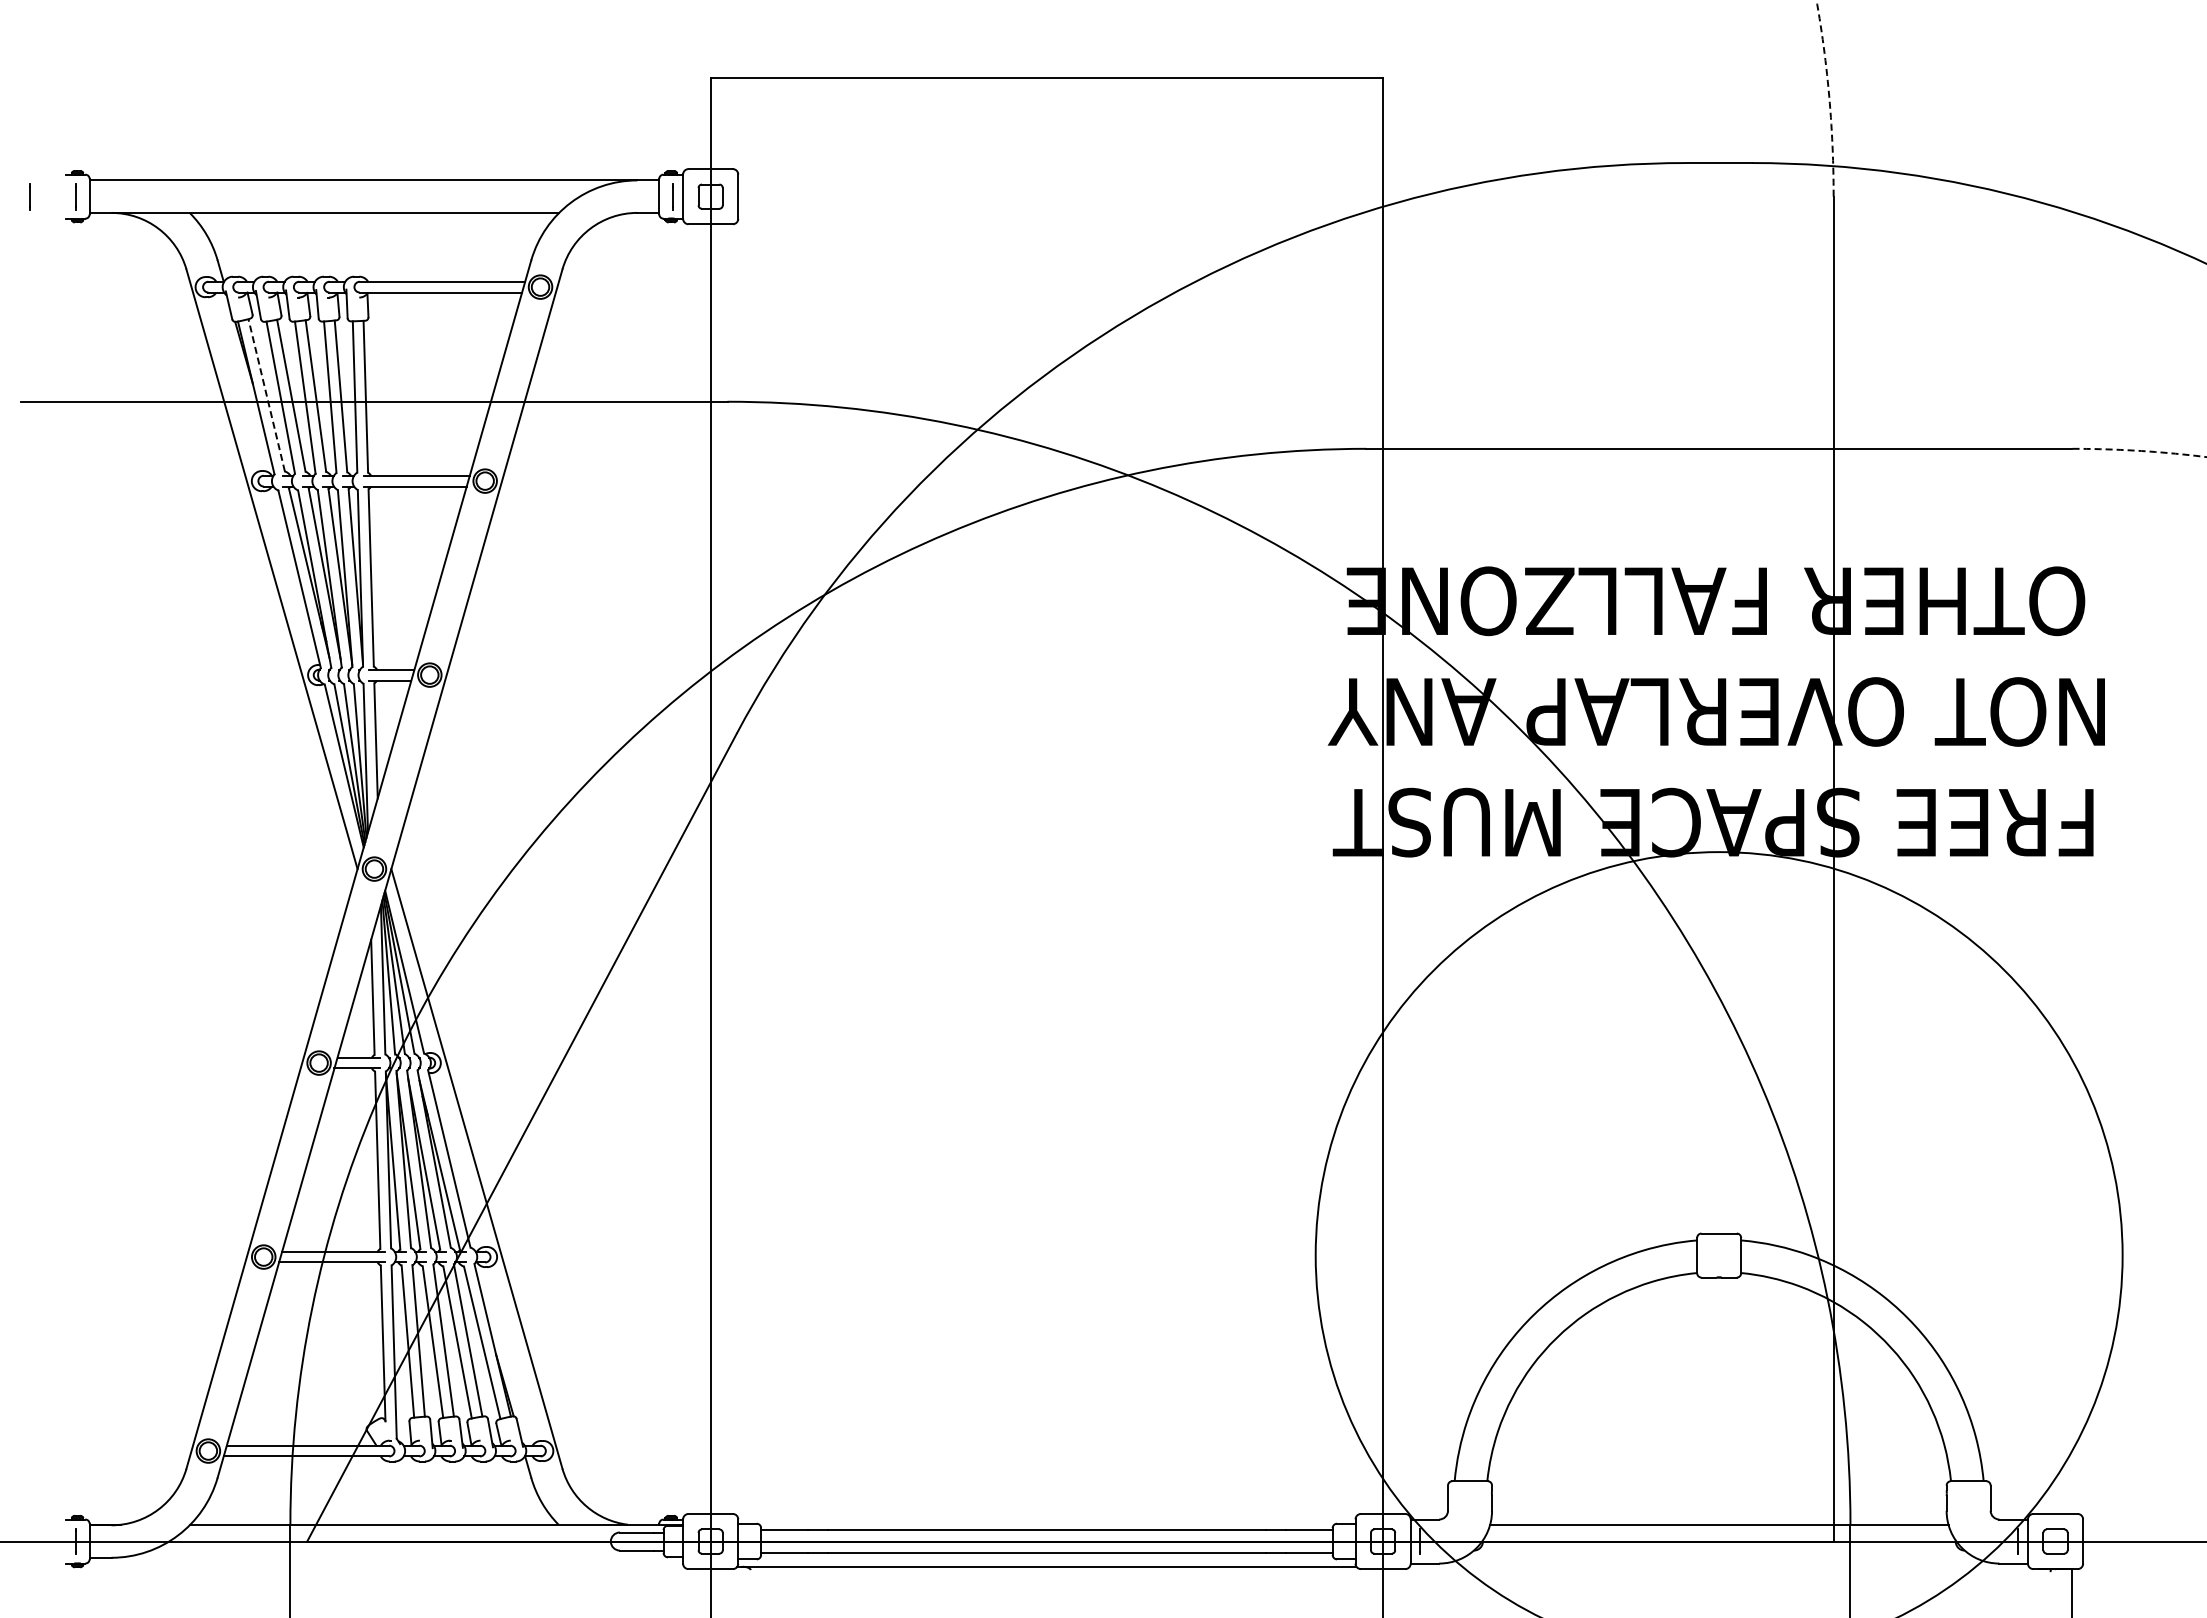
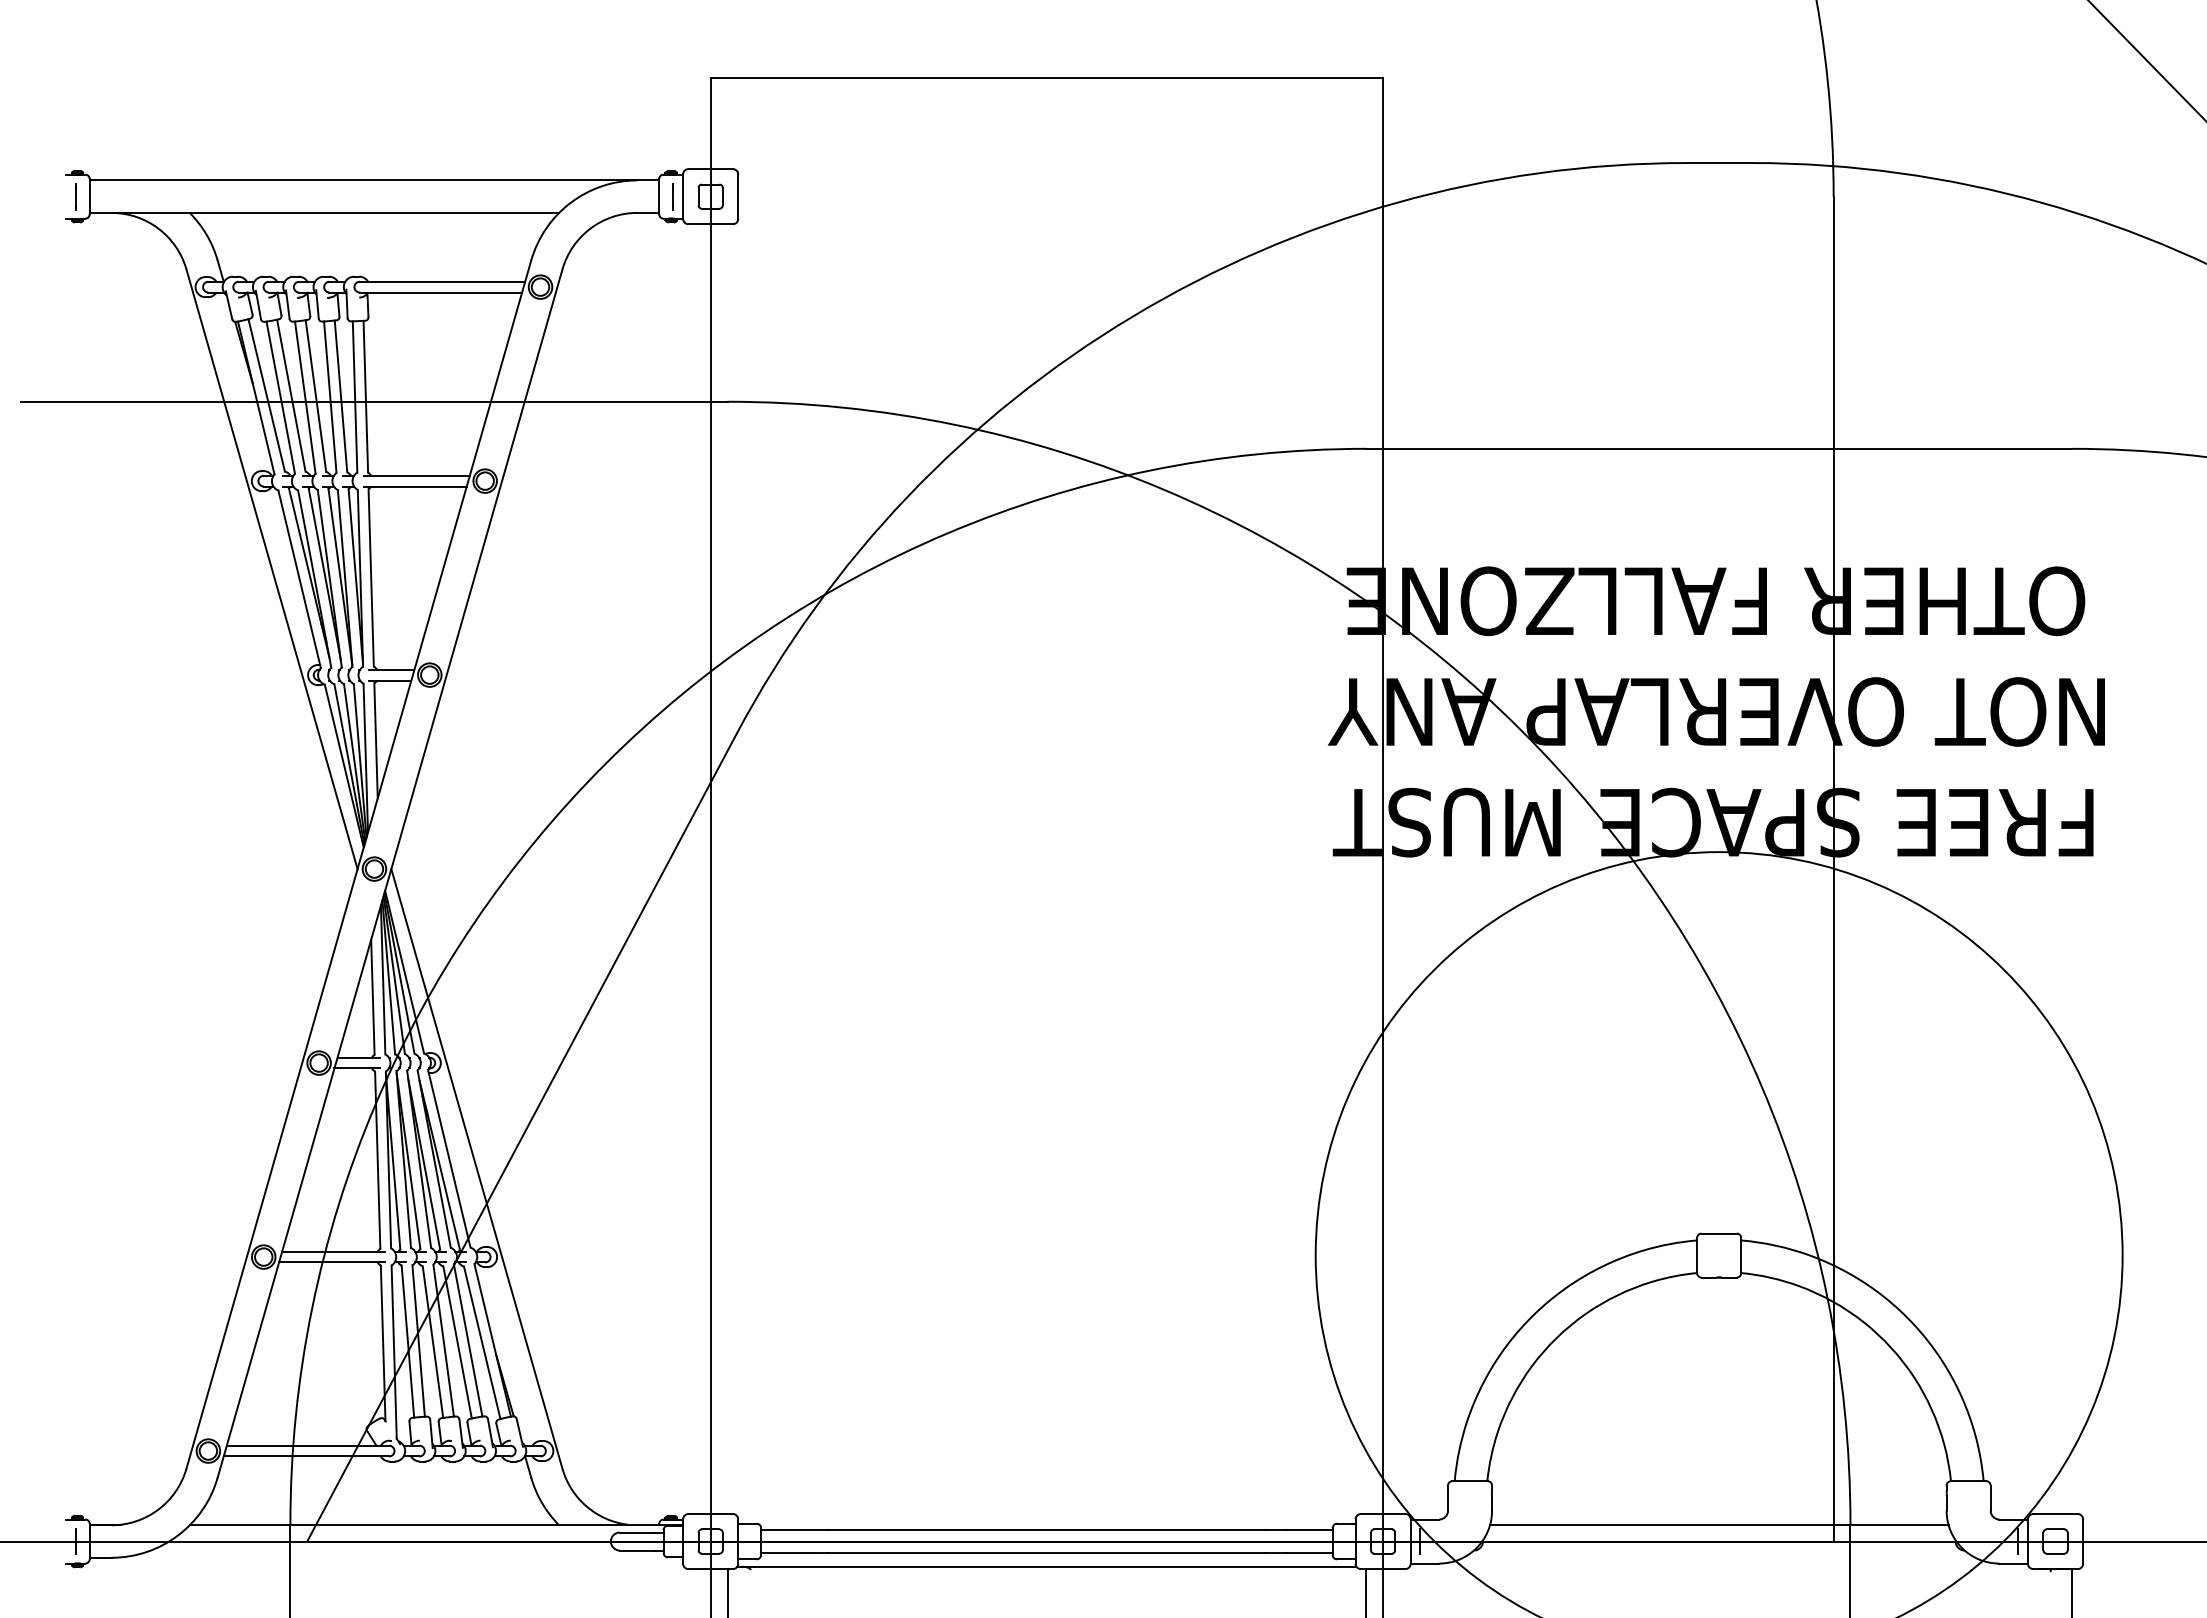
line: none -> present (2146, 60)
arc: dashed -> solid (1829, 97)
line: present -> none (29, 196)
line: dashed -> solid (266, 394)
arc: dashed -> solid (2139, 450)
line: none -> present (727, 1591)
line: none -> present (1366, 1591)
